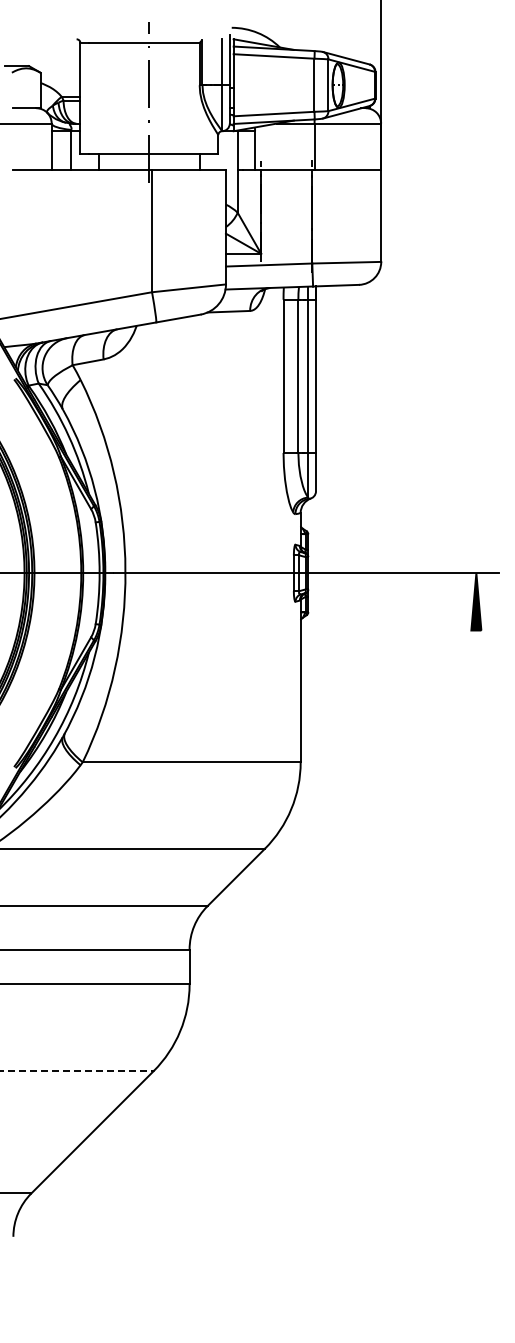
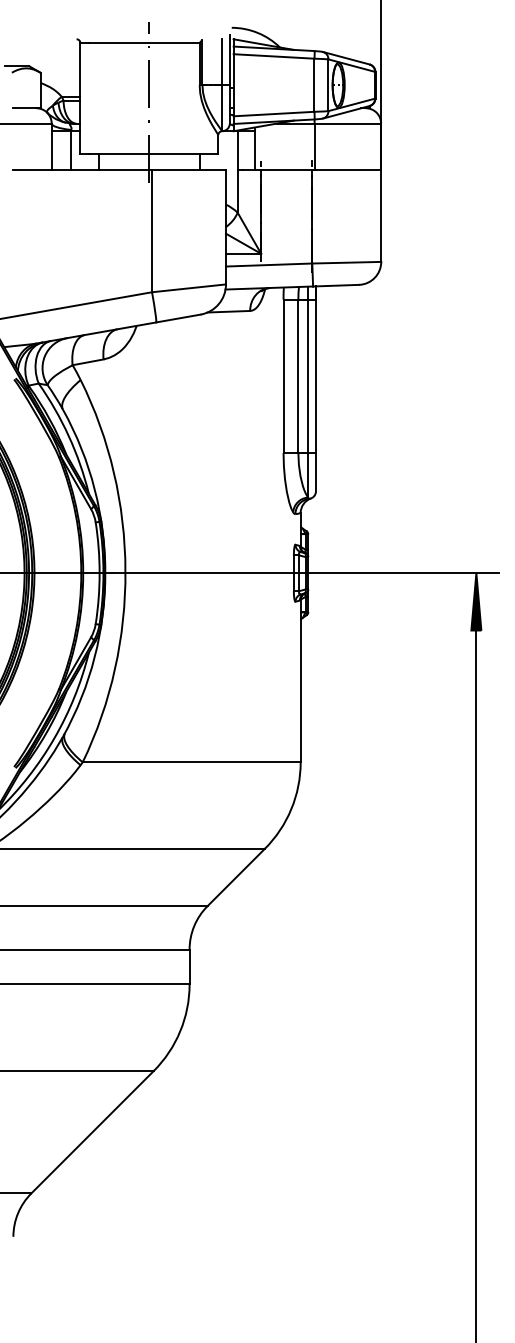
line: none -> present (476, 984)
line: dashed -> solid (76, 1071)
